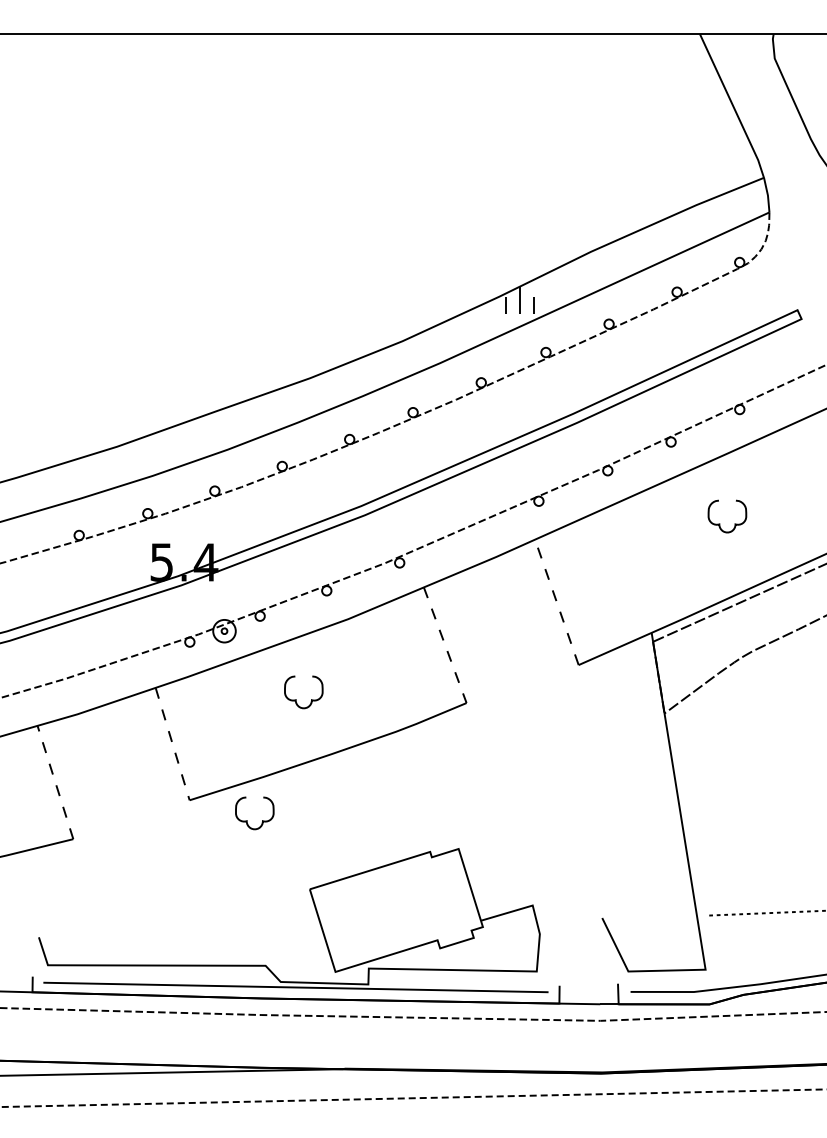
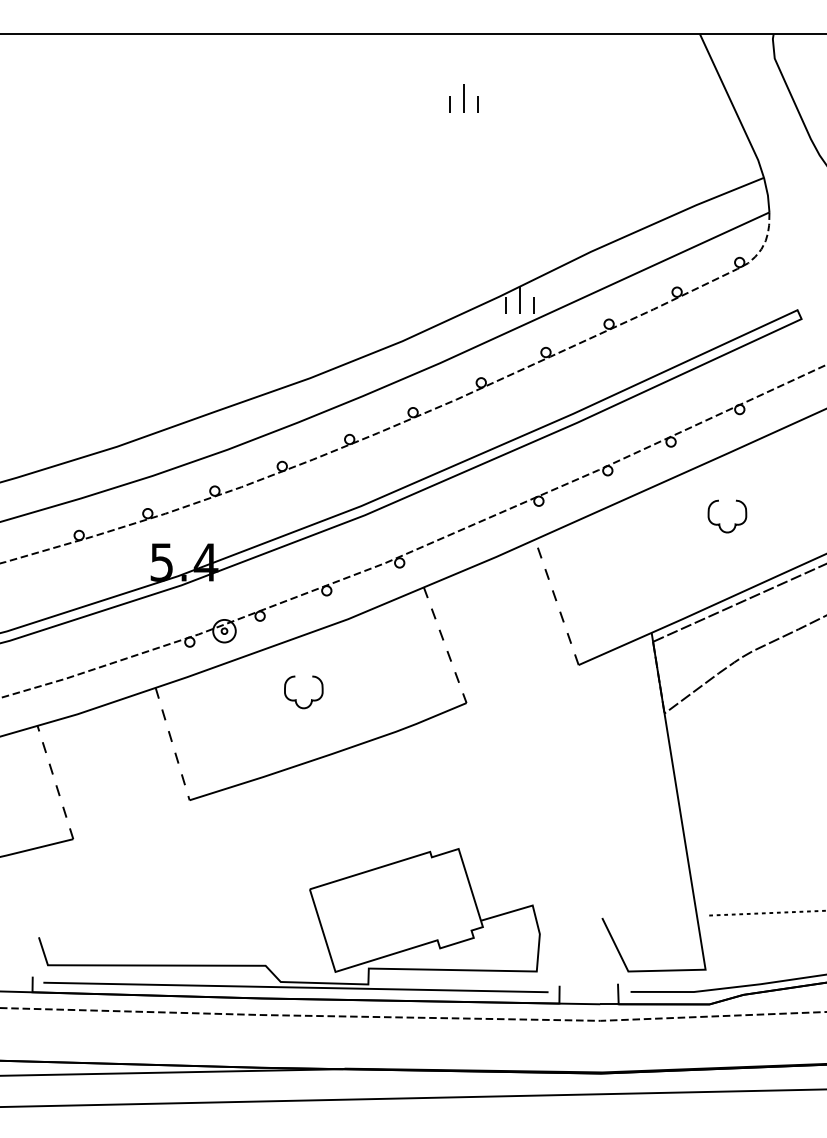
part: none -> present (463, 98)
part: present -> none (247, 820)
line: dashed -> solid (413, 1098)
